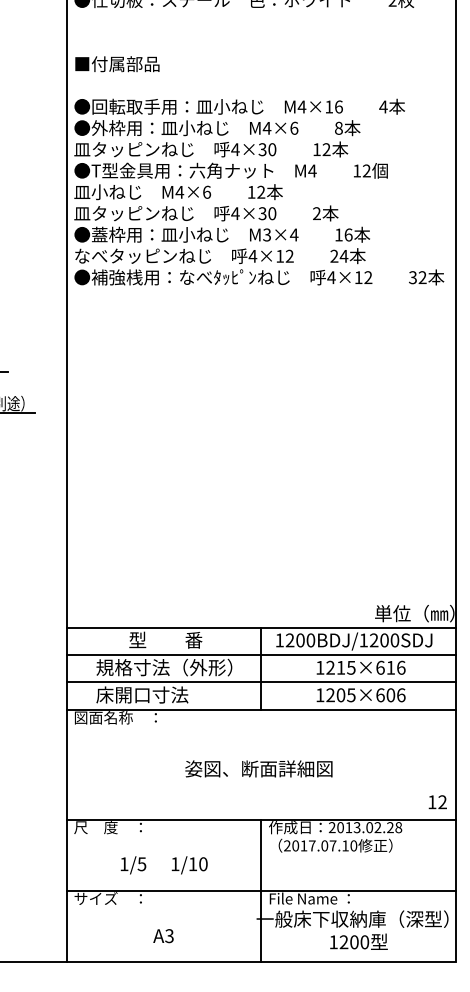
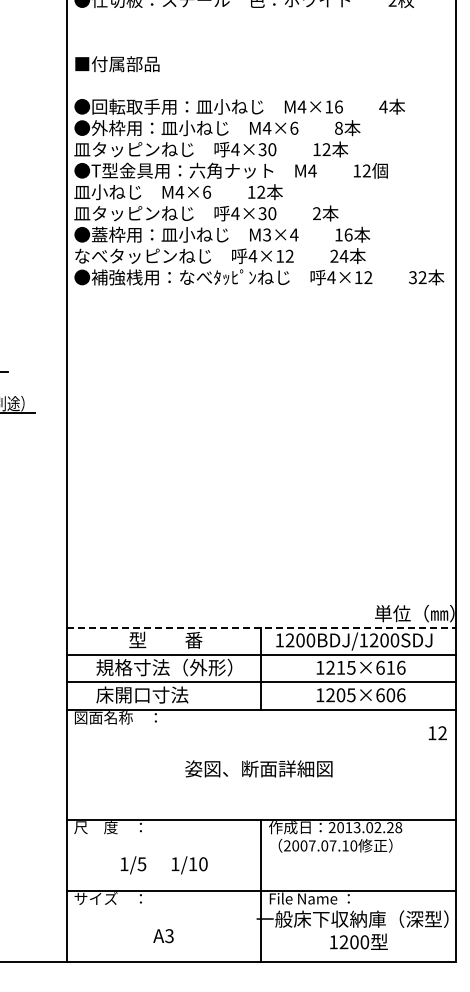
line: solid -> dashed (261, 627)
text position: (437, 802) -> (437, 733) (437, 733)
text: 2017.07.10 -> 2007.07.10 (303, 845)
